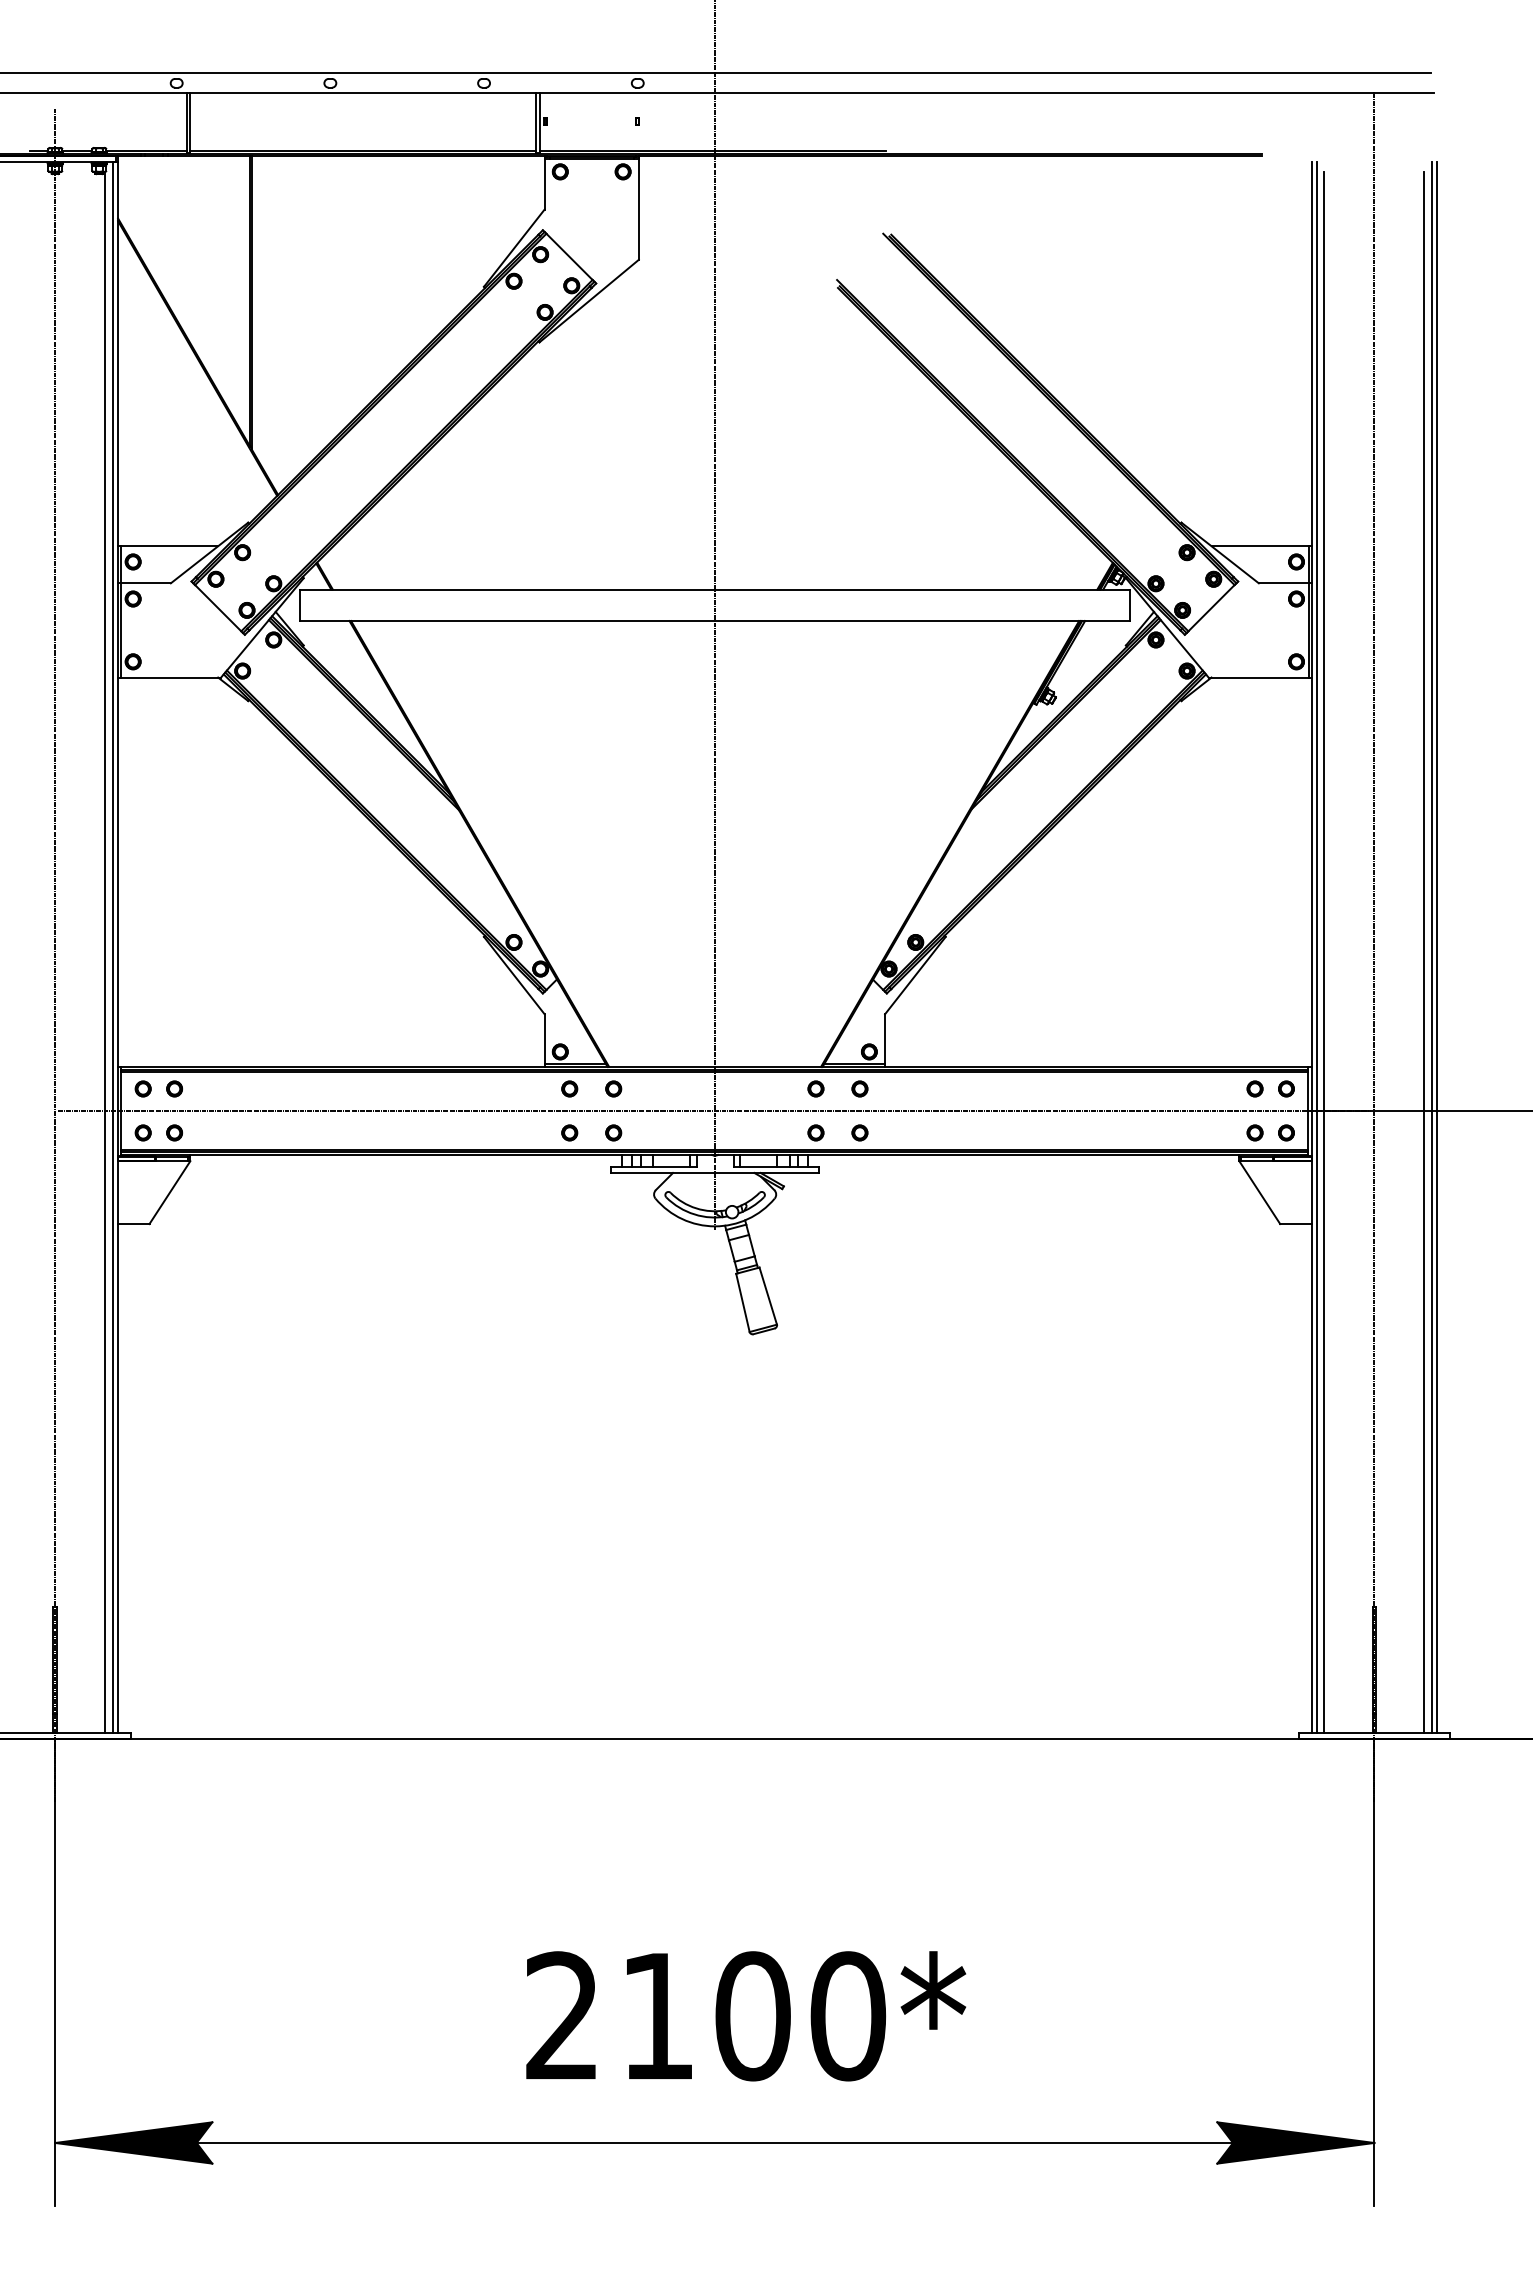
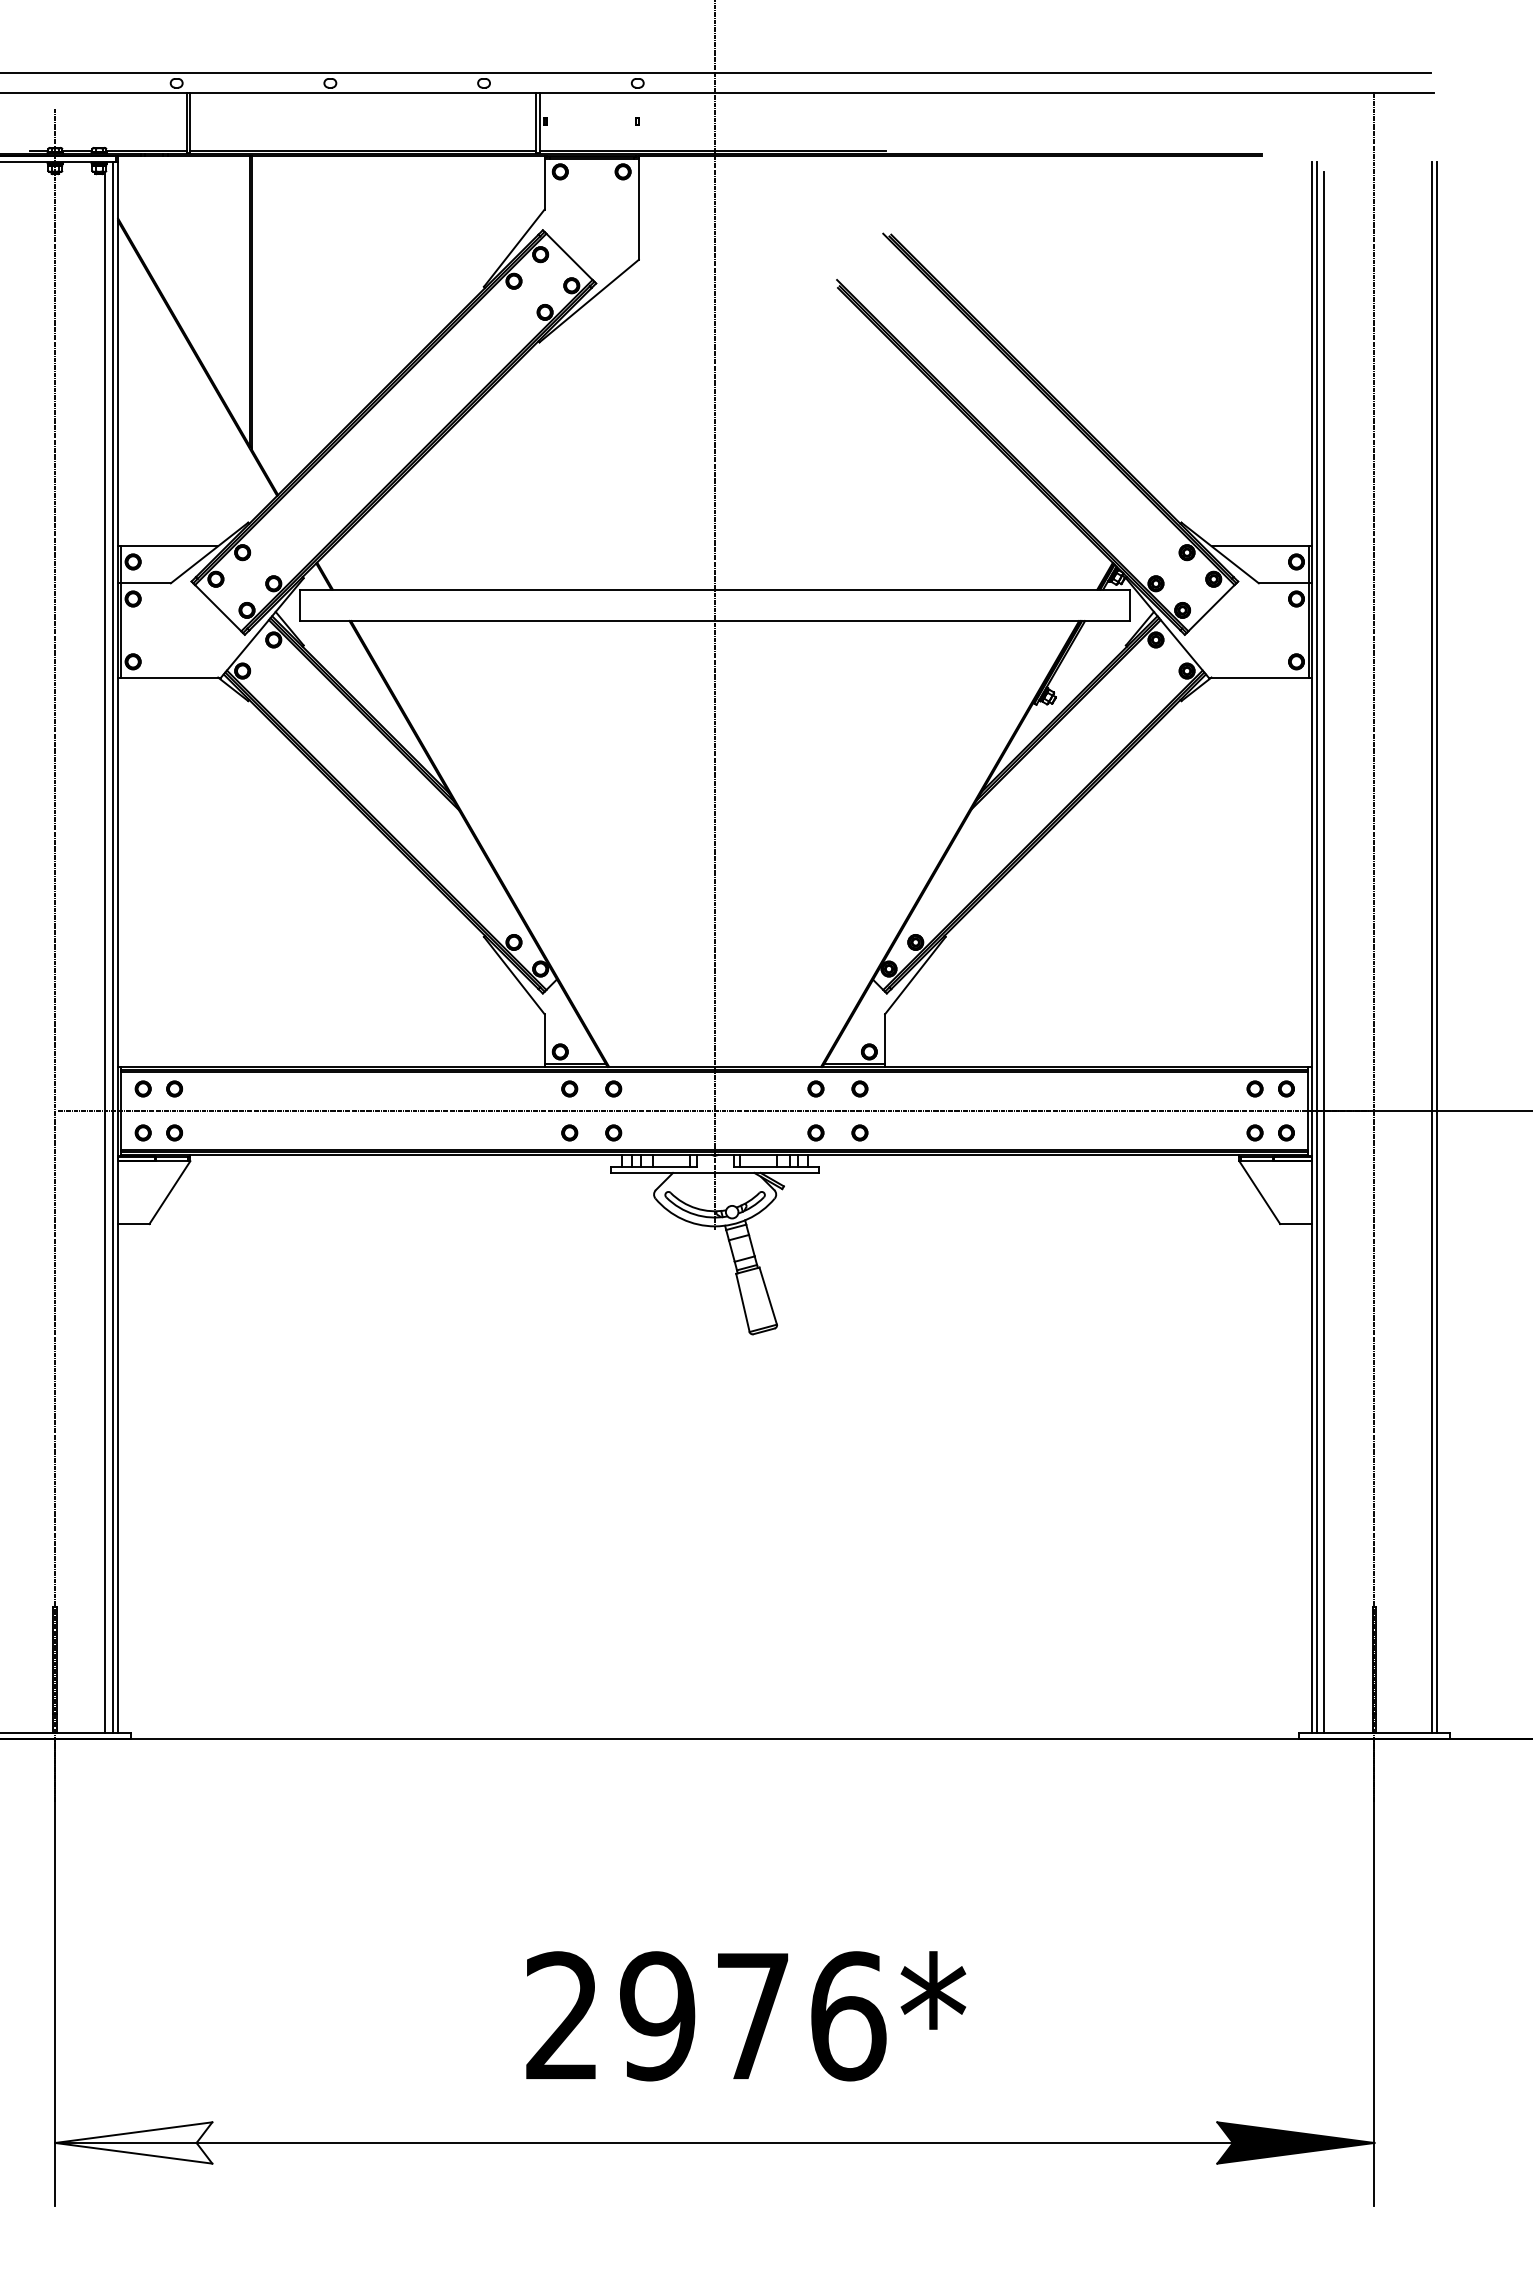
line: present -> none (1424, 951)
text: 2100* -> 2976* (753, 2016)
fill: present -> none (133, 2142)
